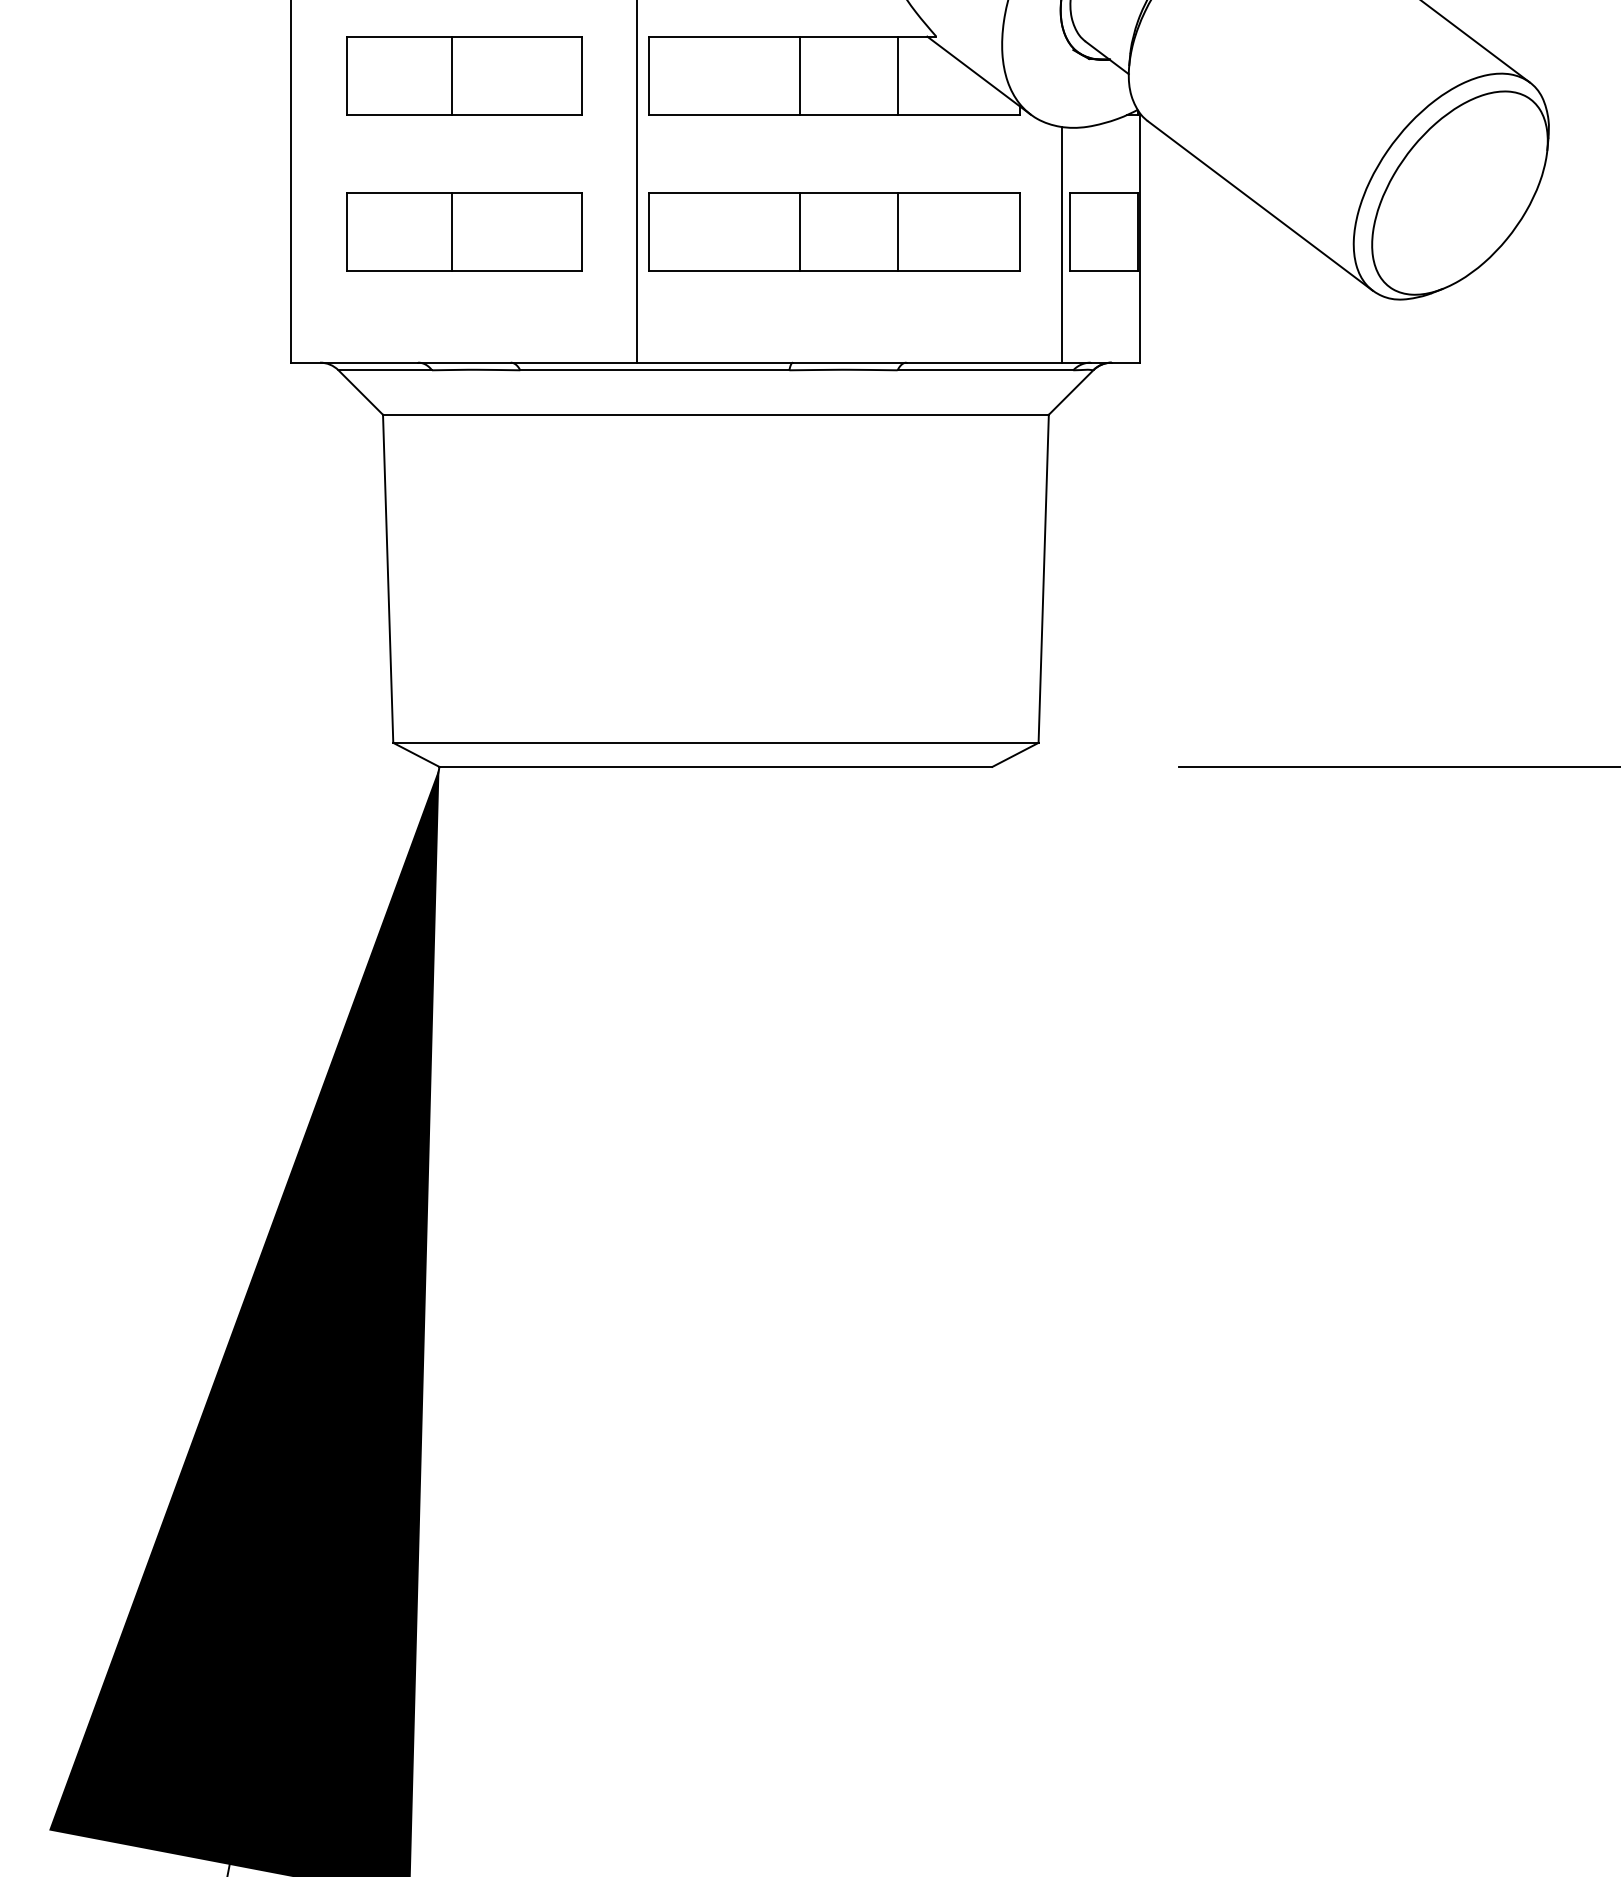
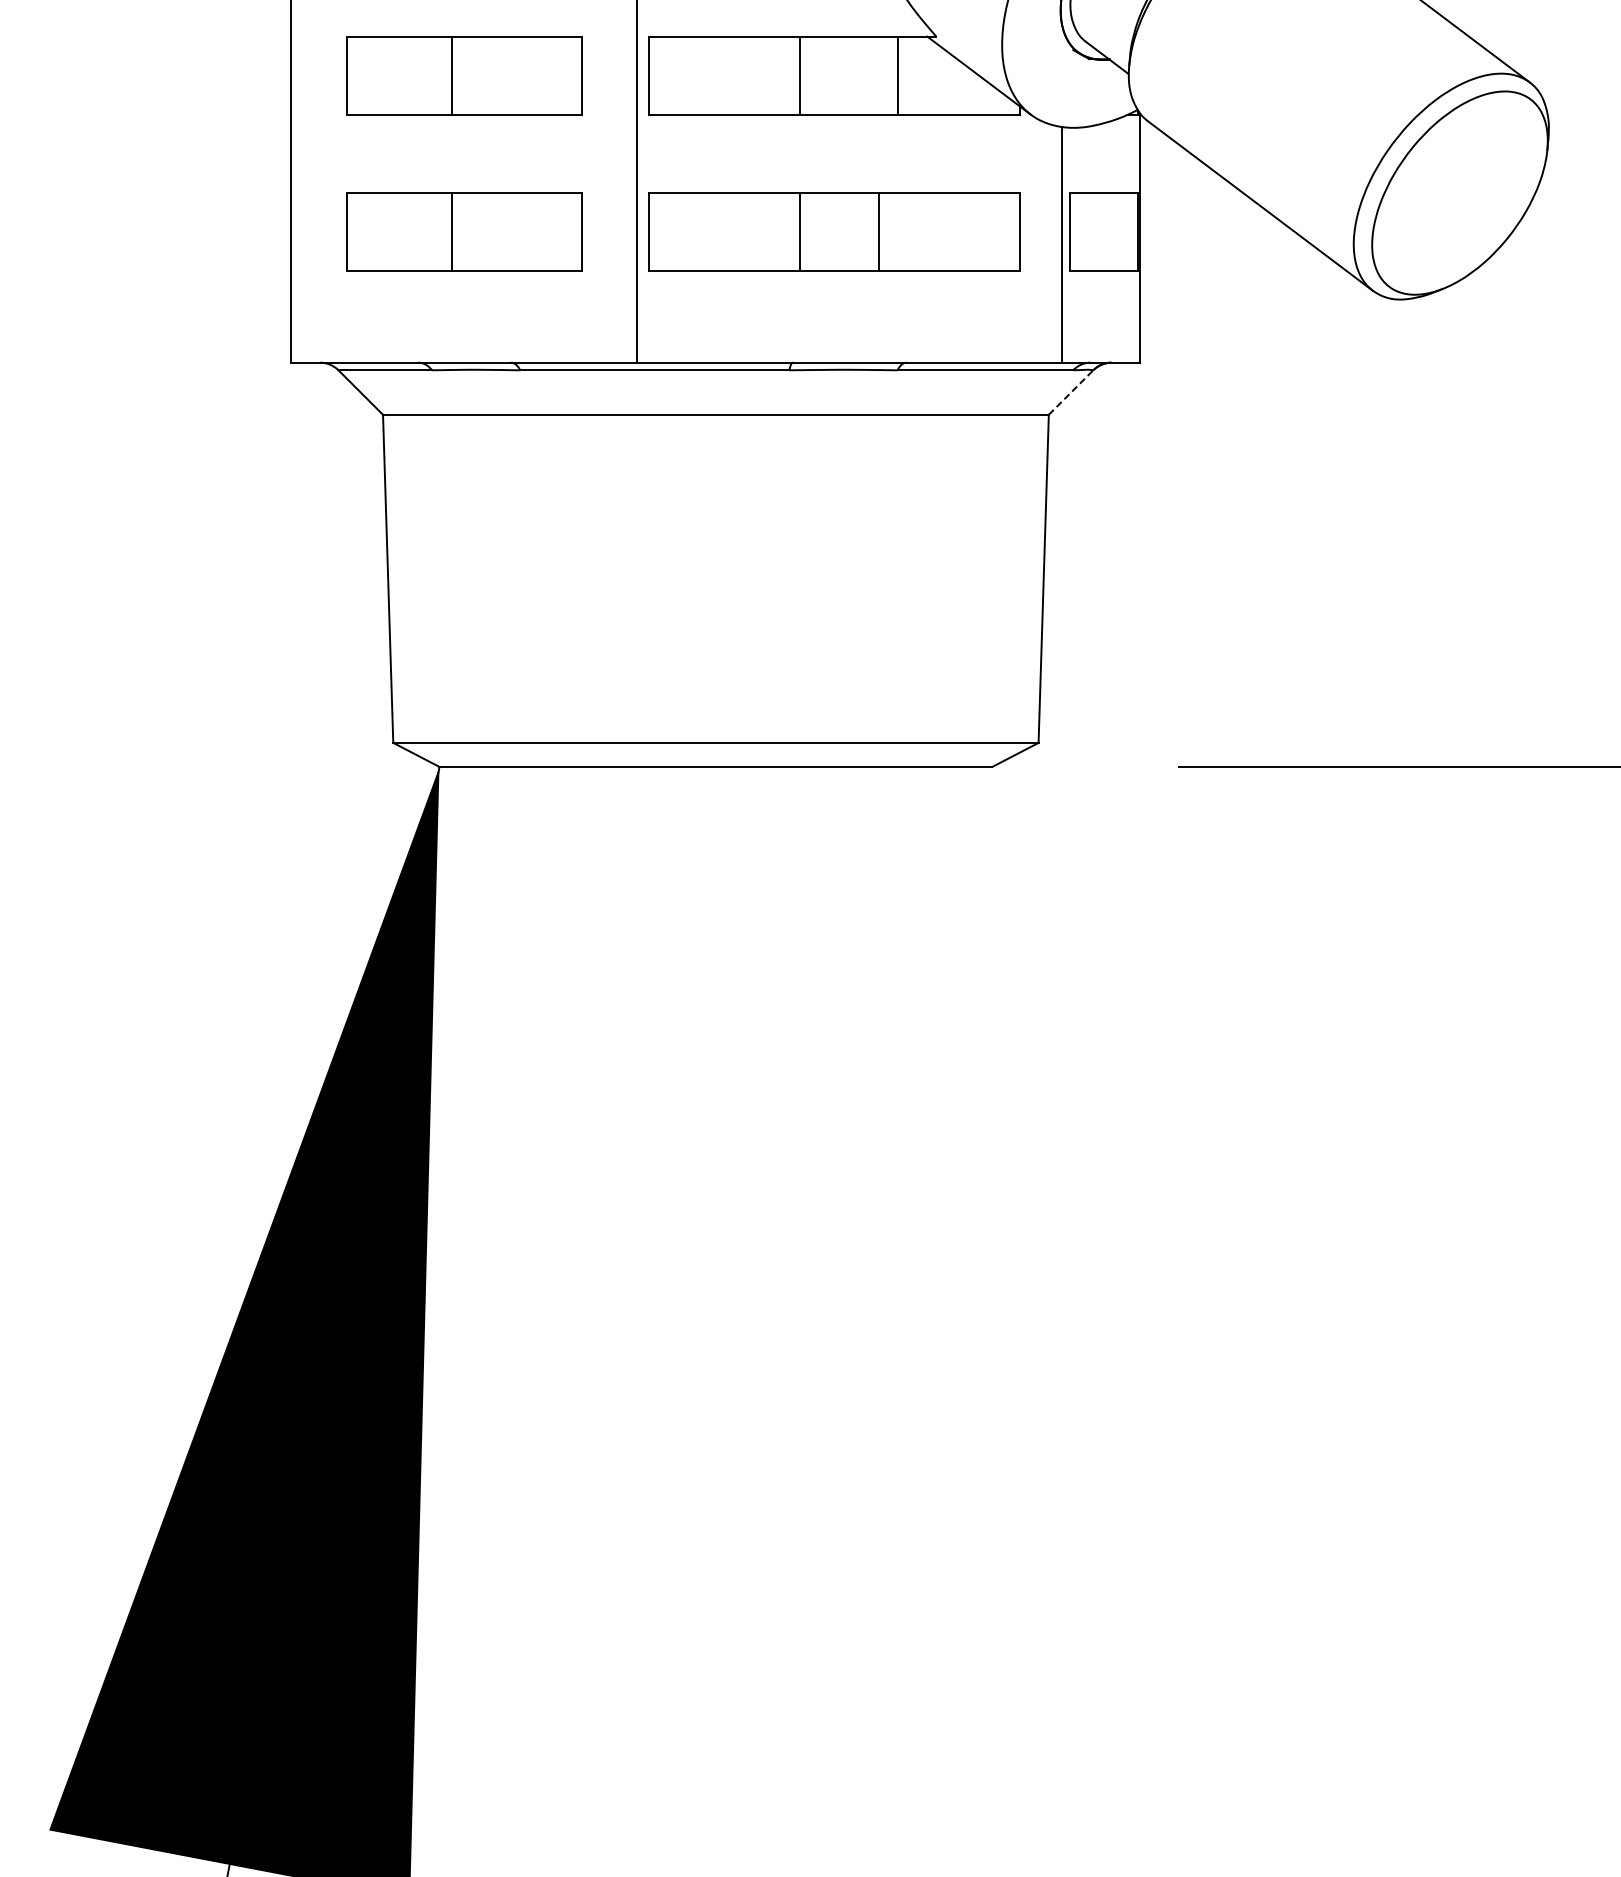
line position: (898, 232) -> (879, 232) (879, 232)
line: solid -> dashed (1071, 392)
